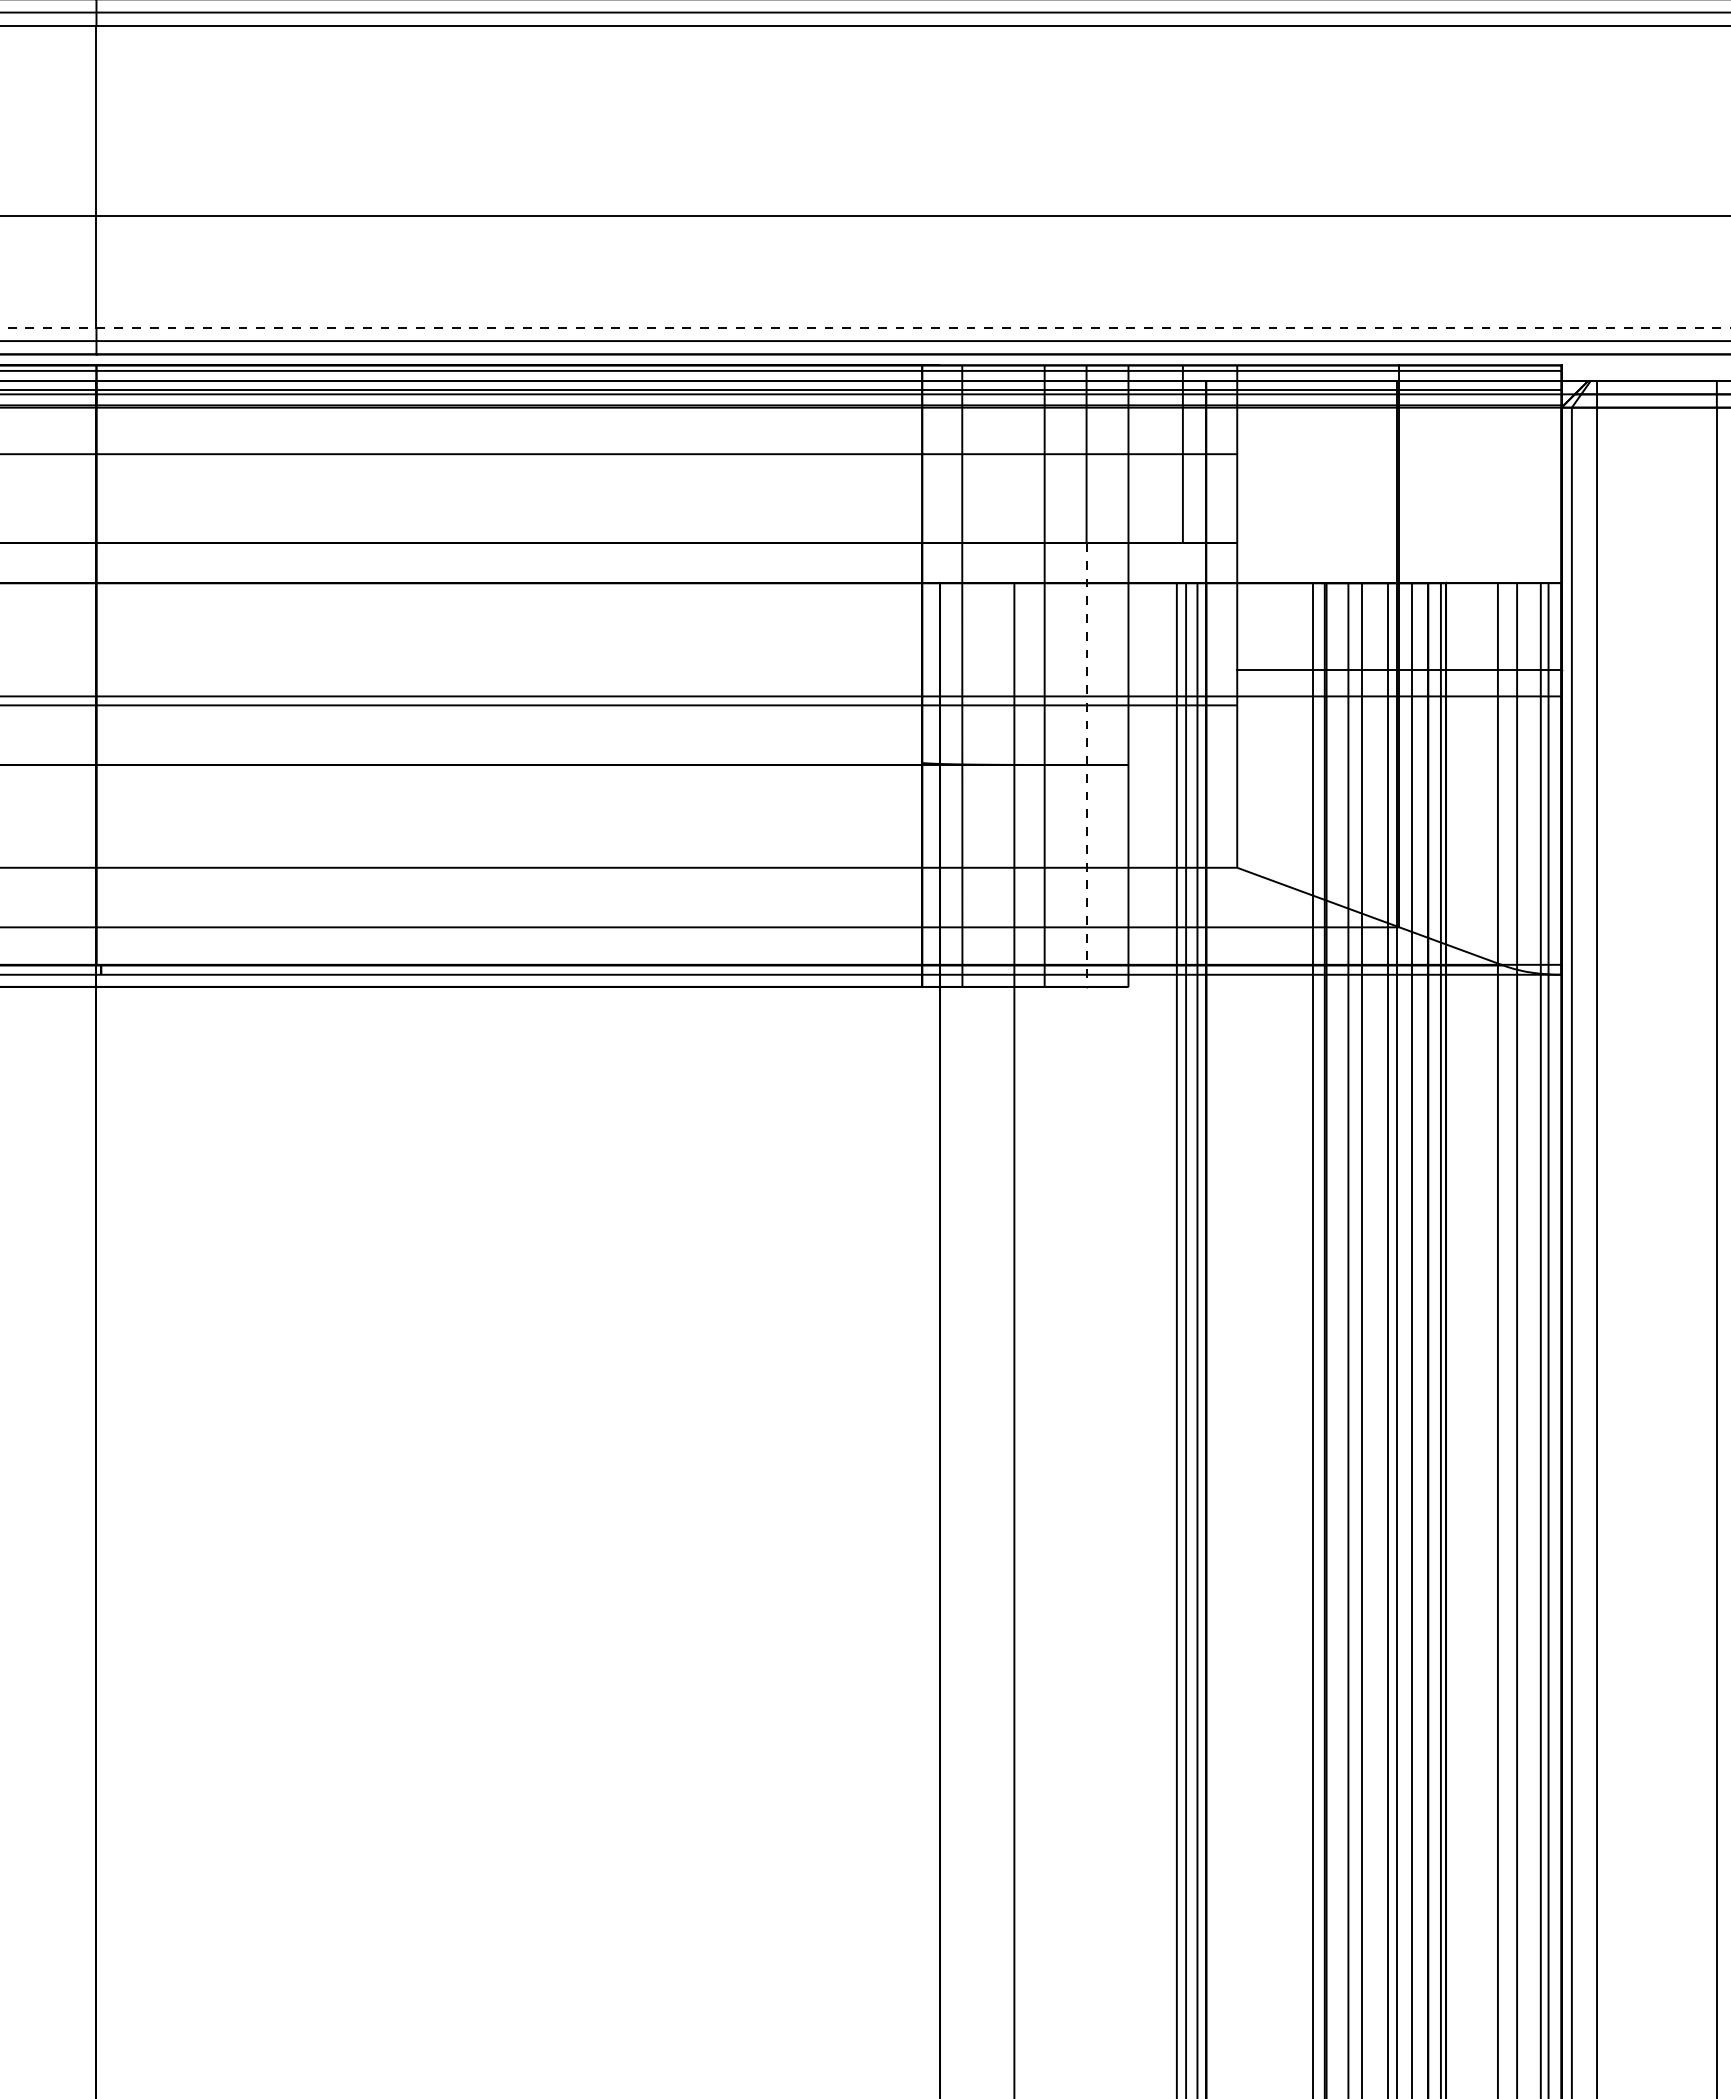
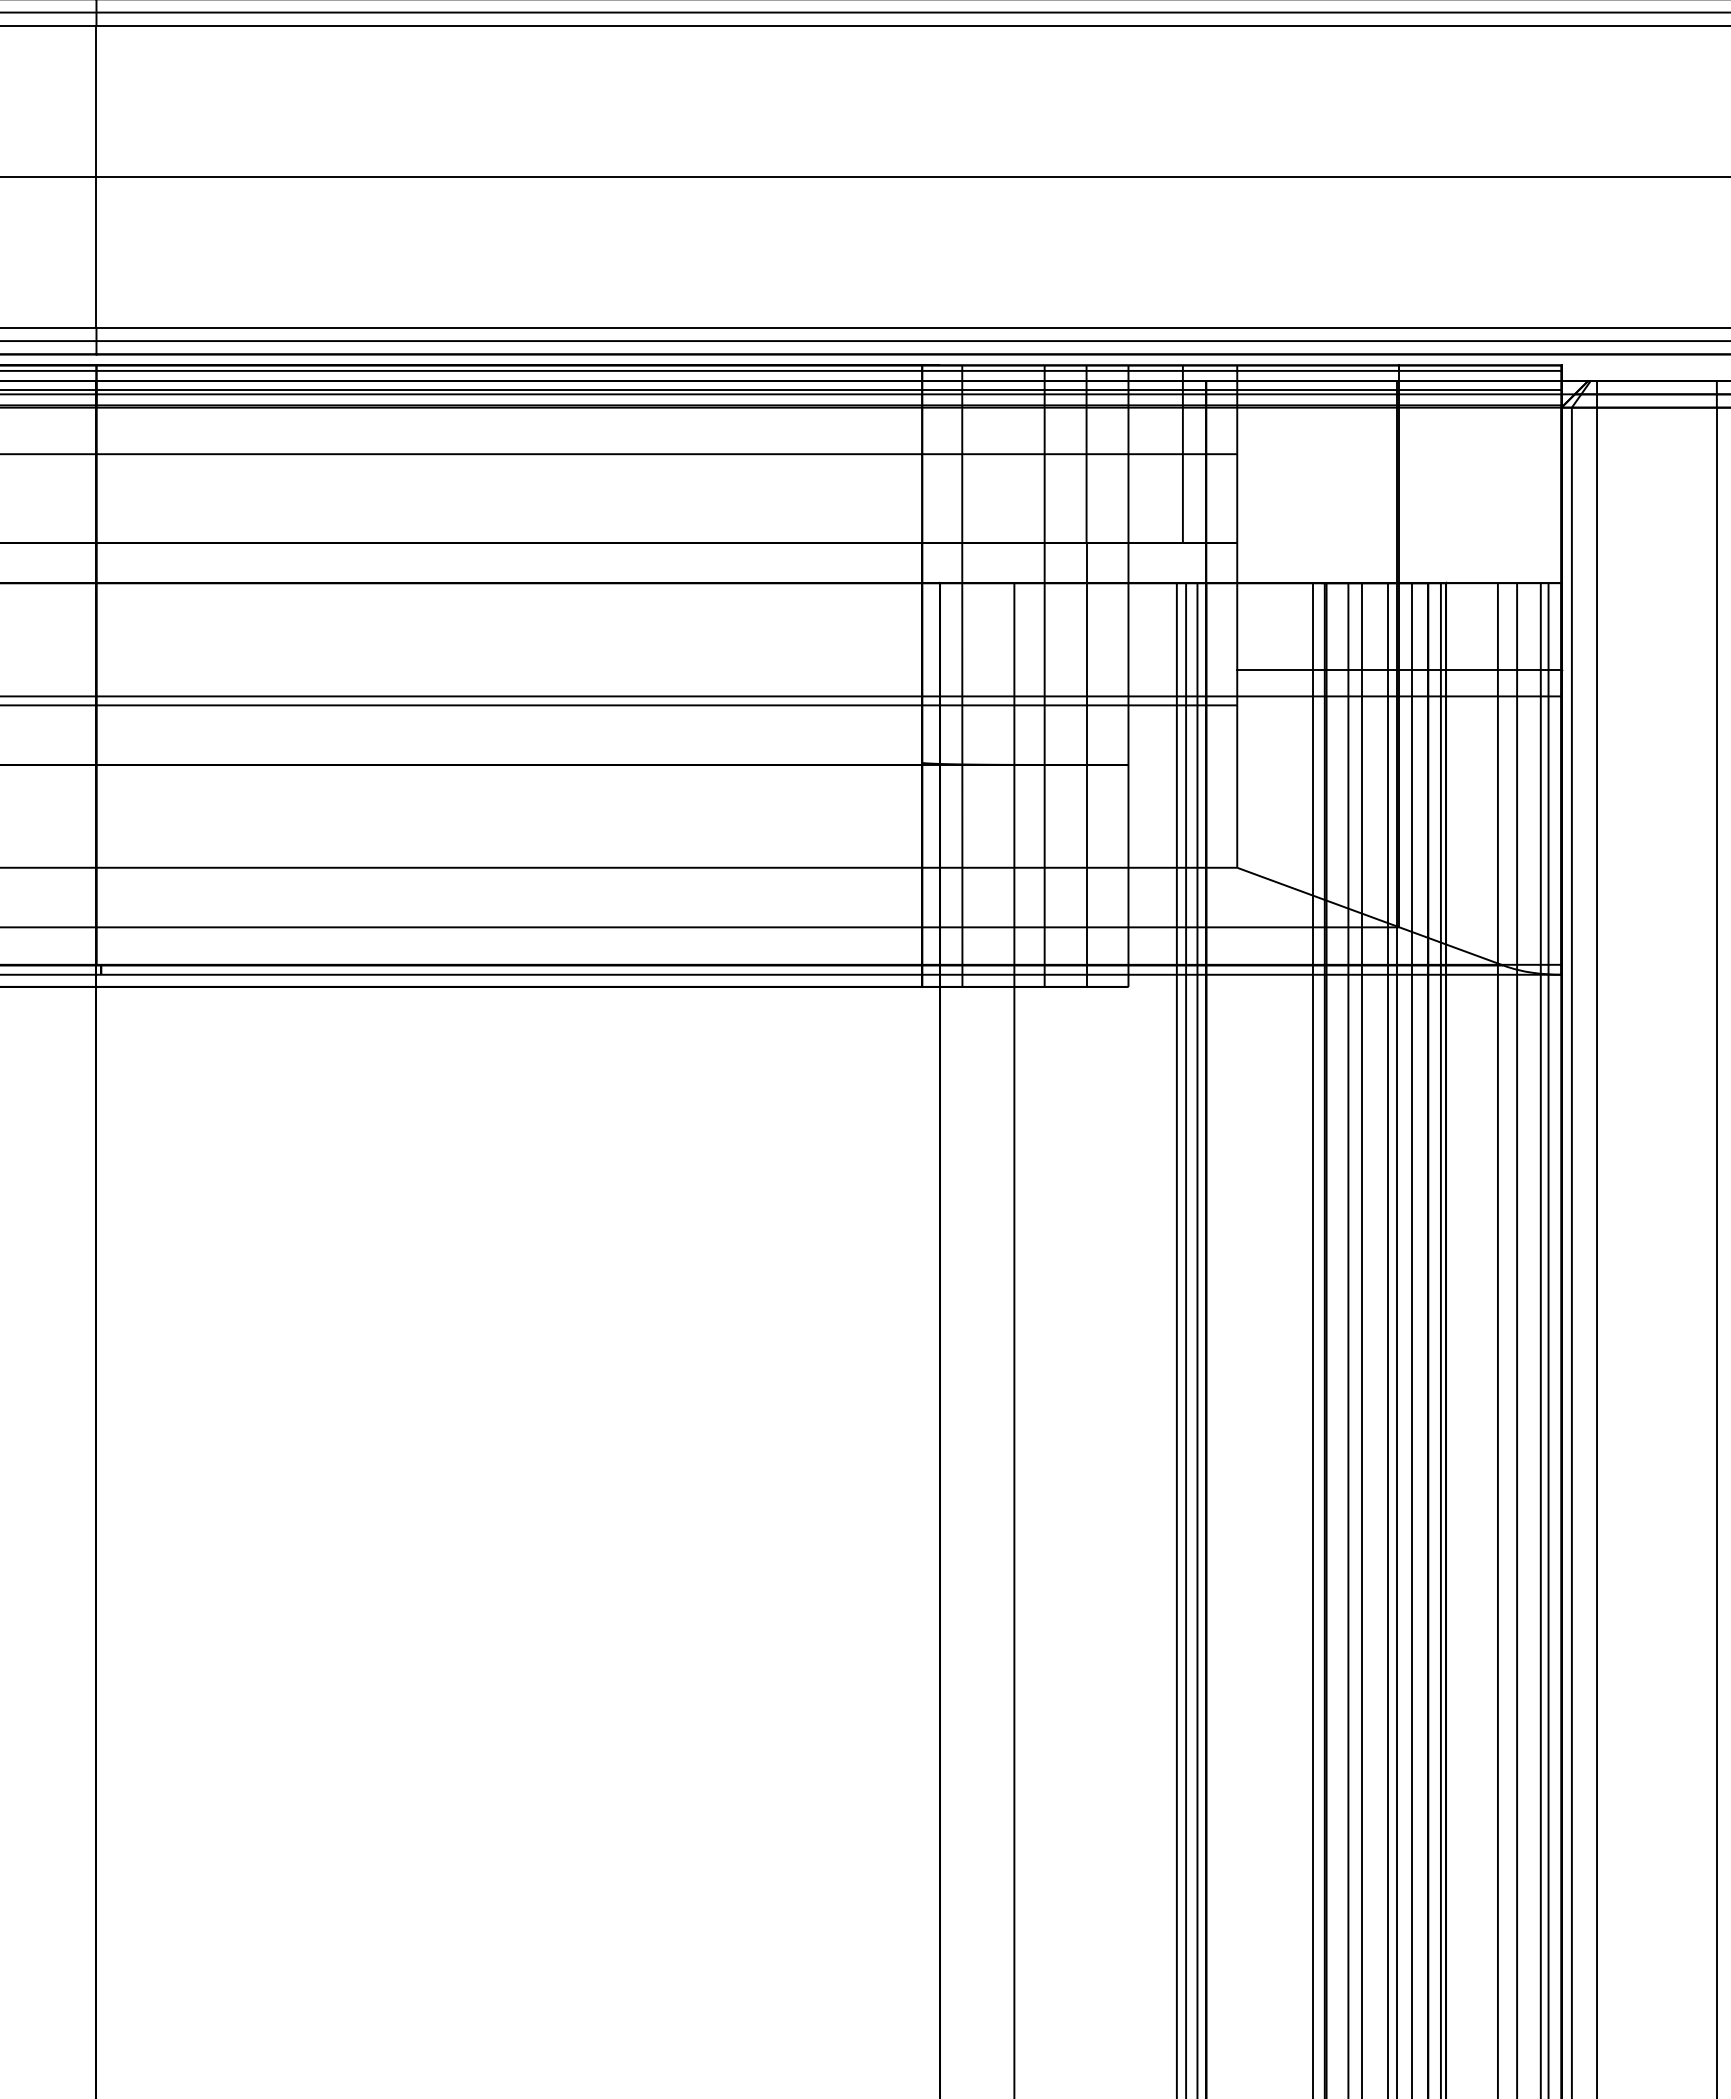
line position: (864, 215) -> (864, 176) (864, 176)
line: dashed -> solid (865, 327)
line: dashed -> solid (1086, 764)
